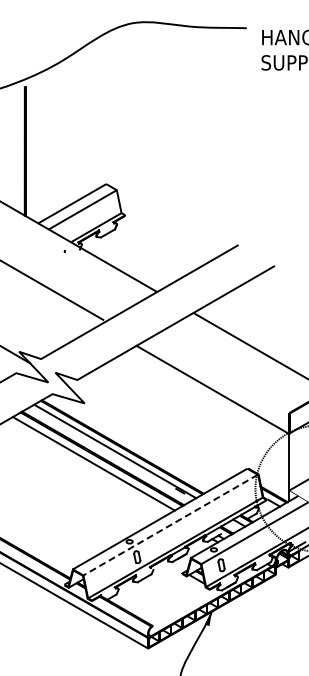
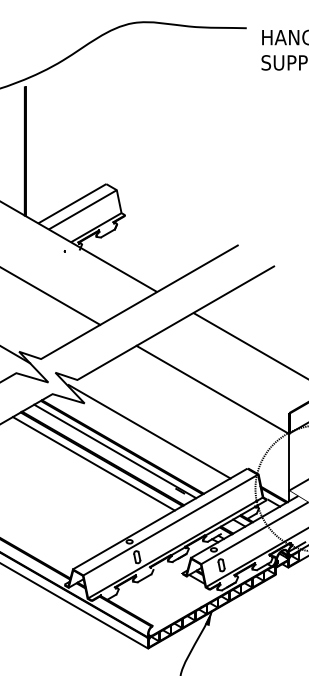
line position: (52, 290) -> (51, 296) (51, 296)
line: none -> present (149, 431)
line: dashed -> solid (170, 525)
